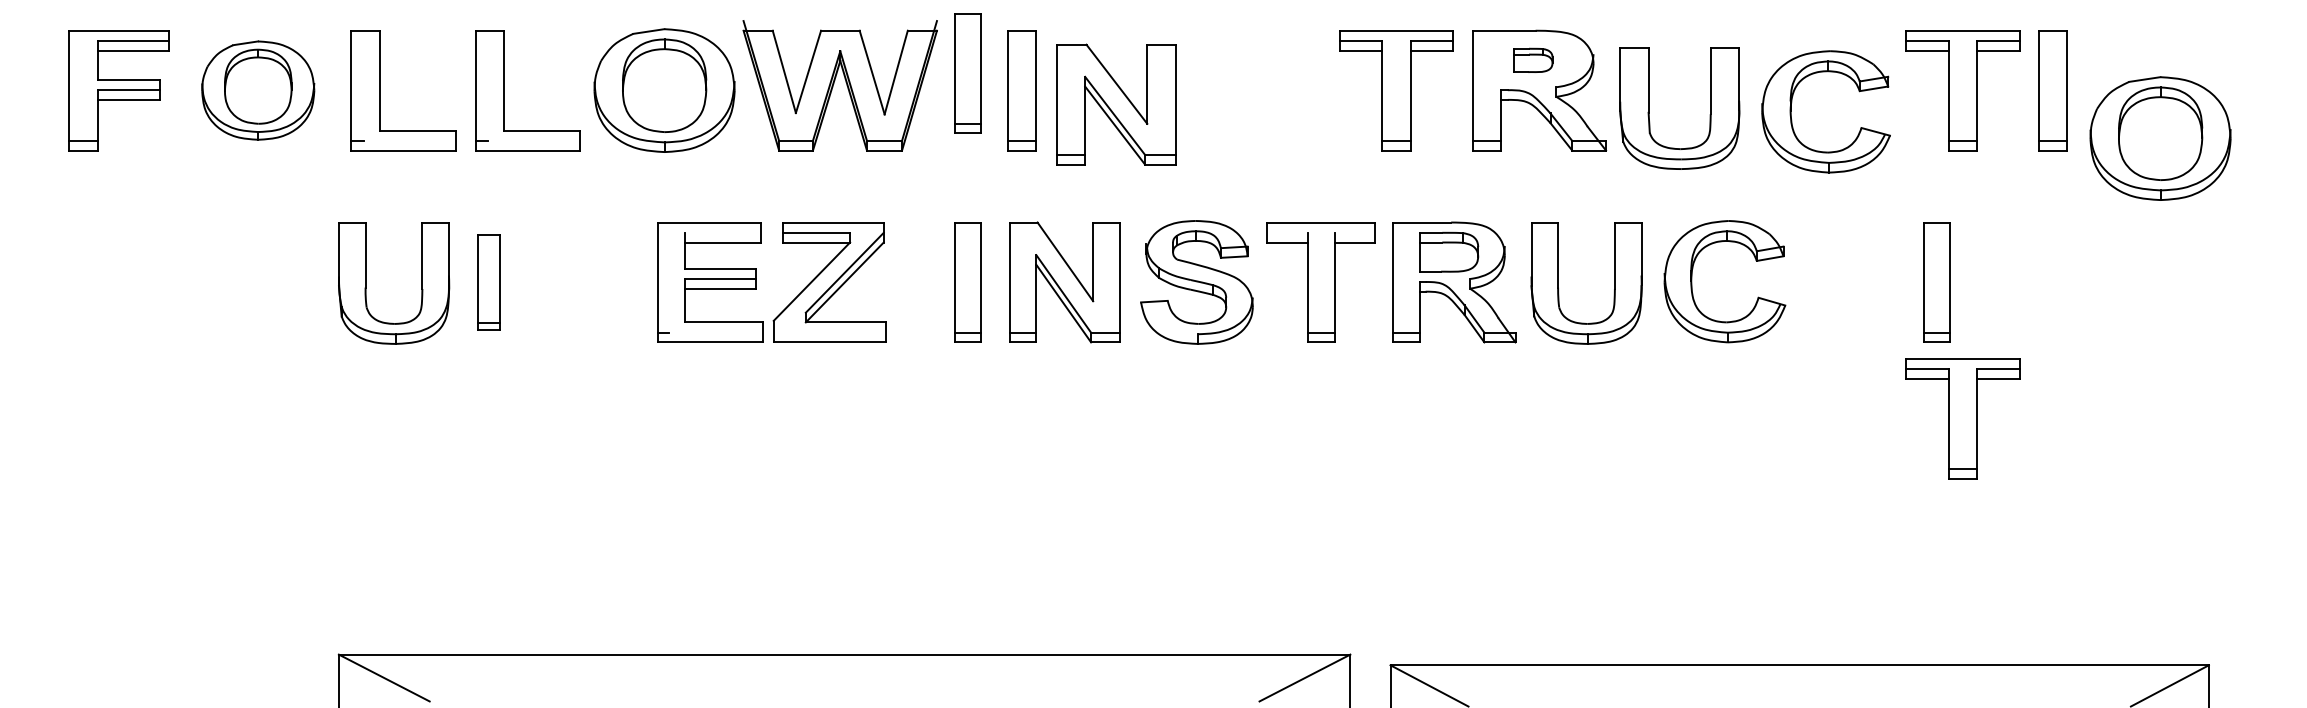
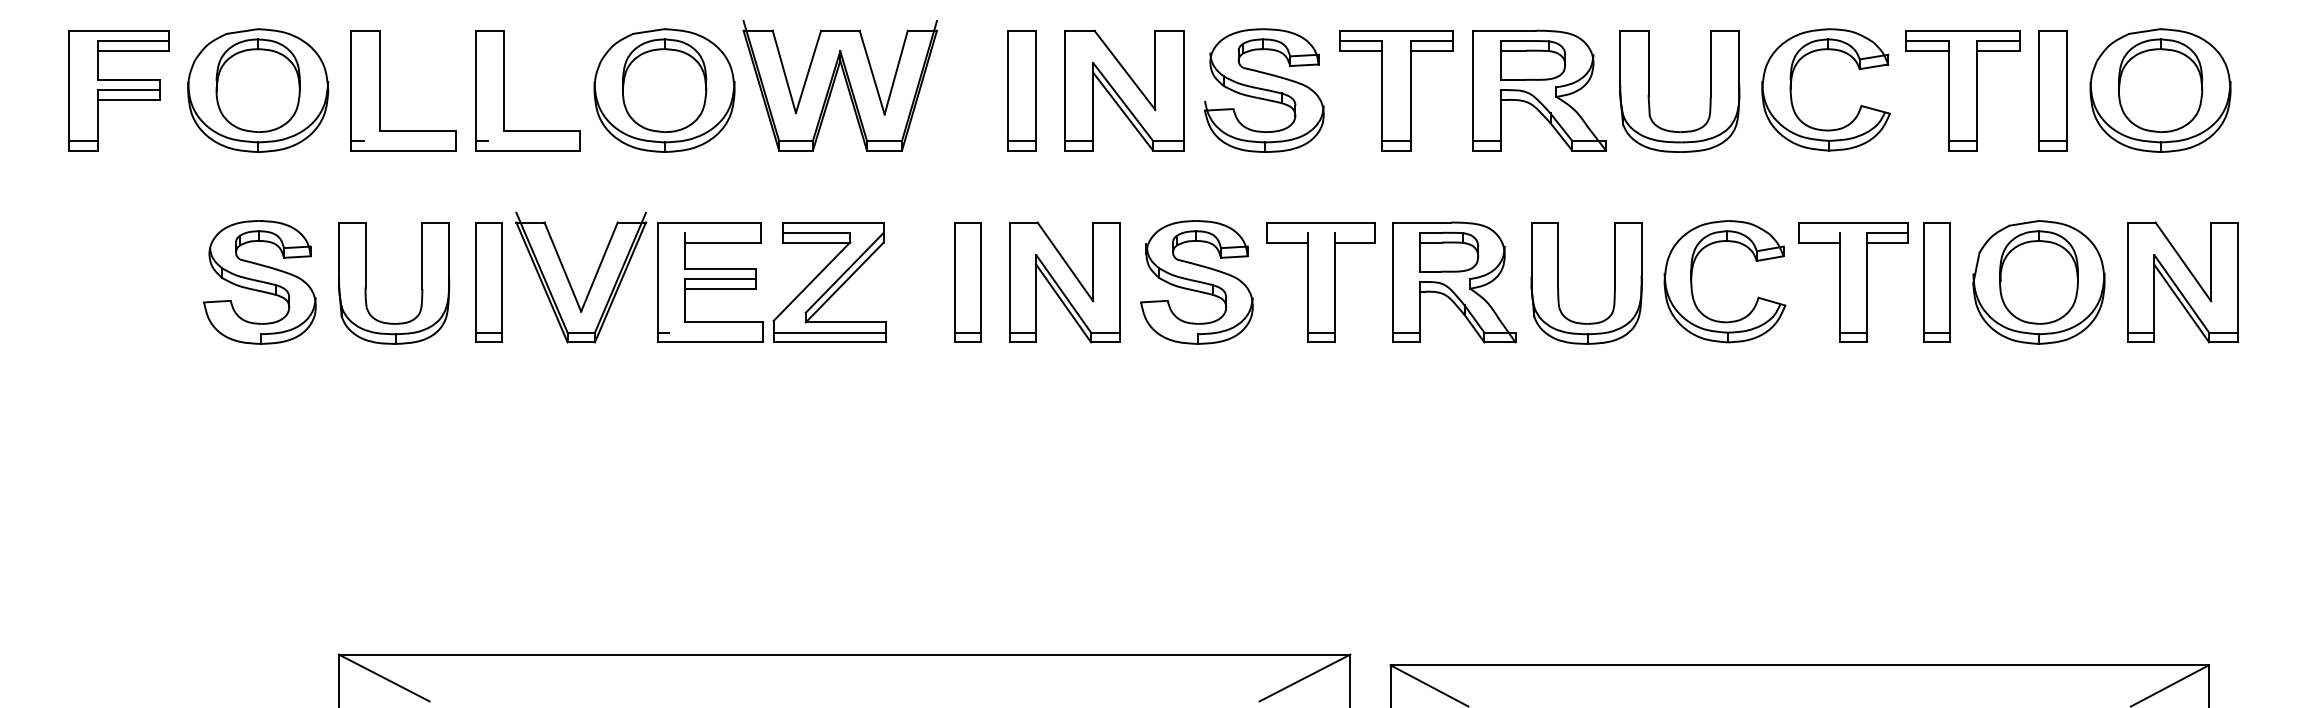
part size: 41x26 px -> 67x41 px (1533, 60)
part: present -> none (967, 73)
part size: 115x101 px -> 143x125 px (258, 90)
part: none -> present (1264, 90)
part position: (1116, 104) -> (1124, 90) (1124, 90)
part position: (1649, 108) -> (1649, 91) (1649, 91)
part position: (1791, 111) -> (1791, 89) (1791, 89)
part position: (2160, 138) -> (2160, 90) (2160, 90)
part: none -> present (259, 282)
part size: 24x97 px -> 28x121 px (488, 282)
part: none -> present (570, 282)
part: none -> present (1853, 282)
part: none -> present (2038, 282)
part: none -> present (2182, 282)
line: none -> present (829, 332)
part: present -> none (1962, 418)
